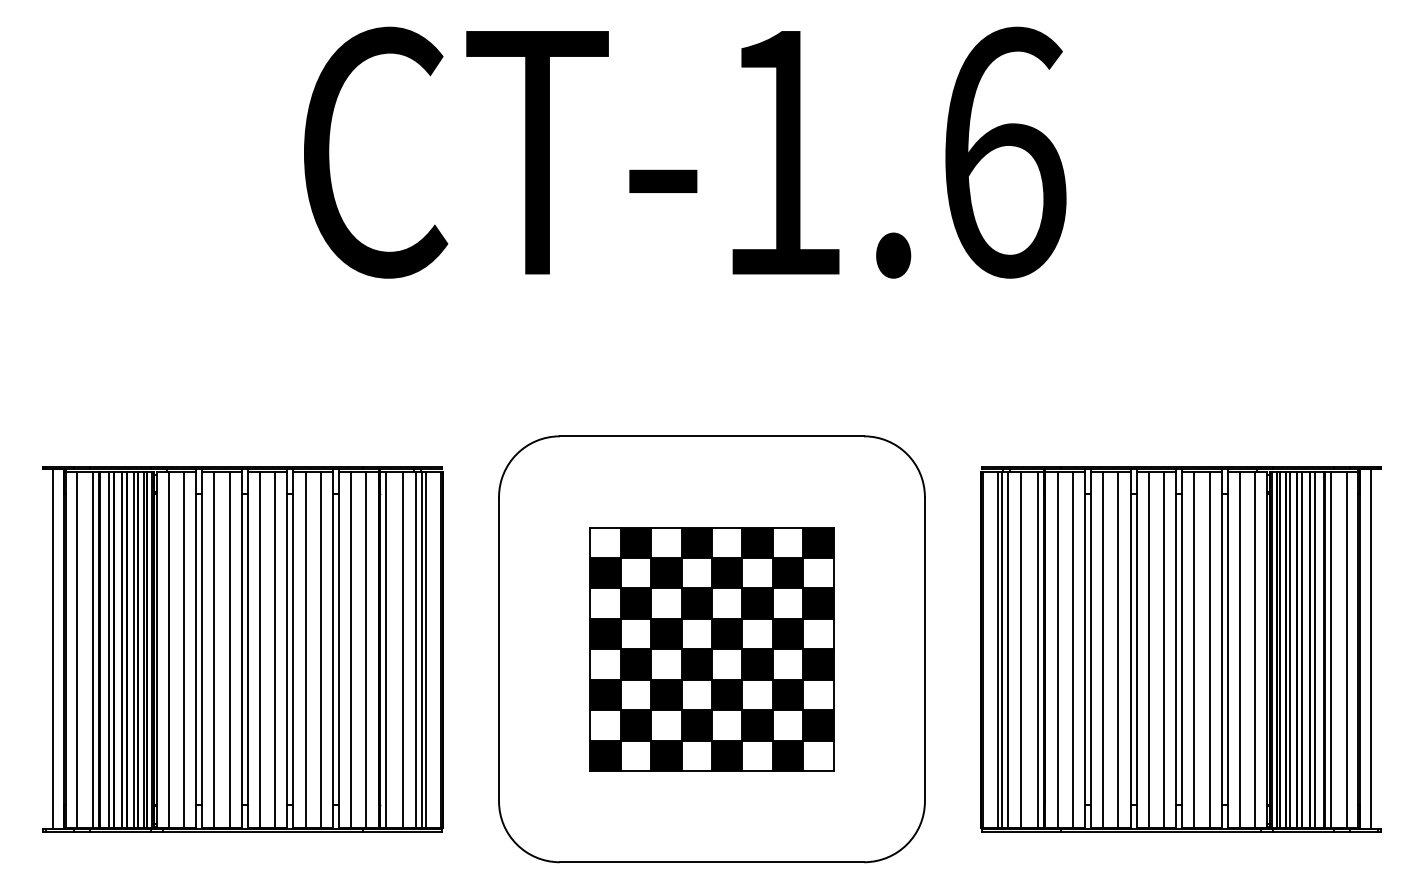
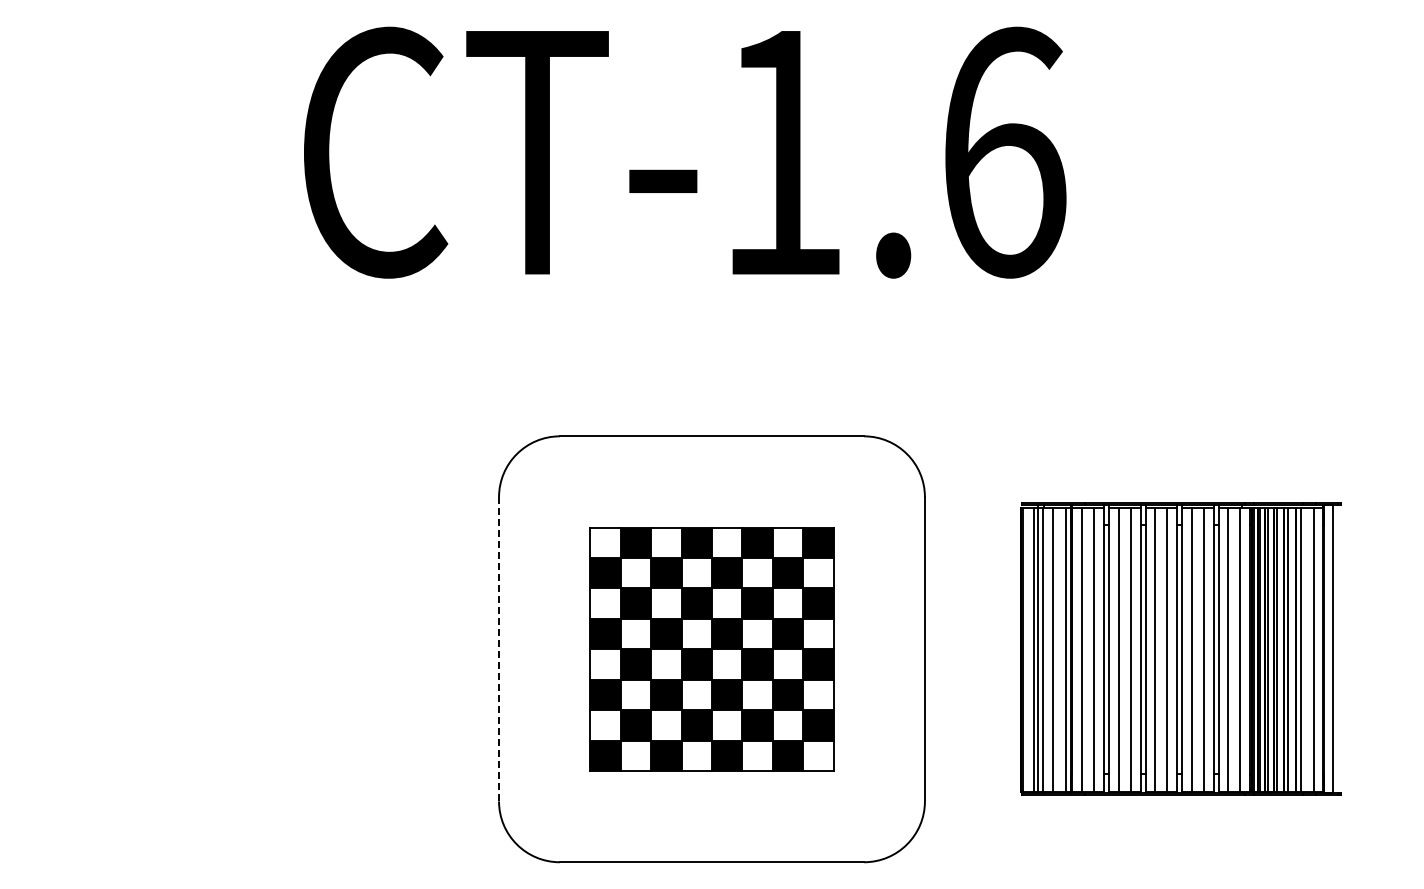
part: present -> none (242, 649)
line: solid -> dashed (499, 649)
part size: 402x367 px -> 322x294 px (1180, 648)
